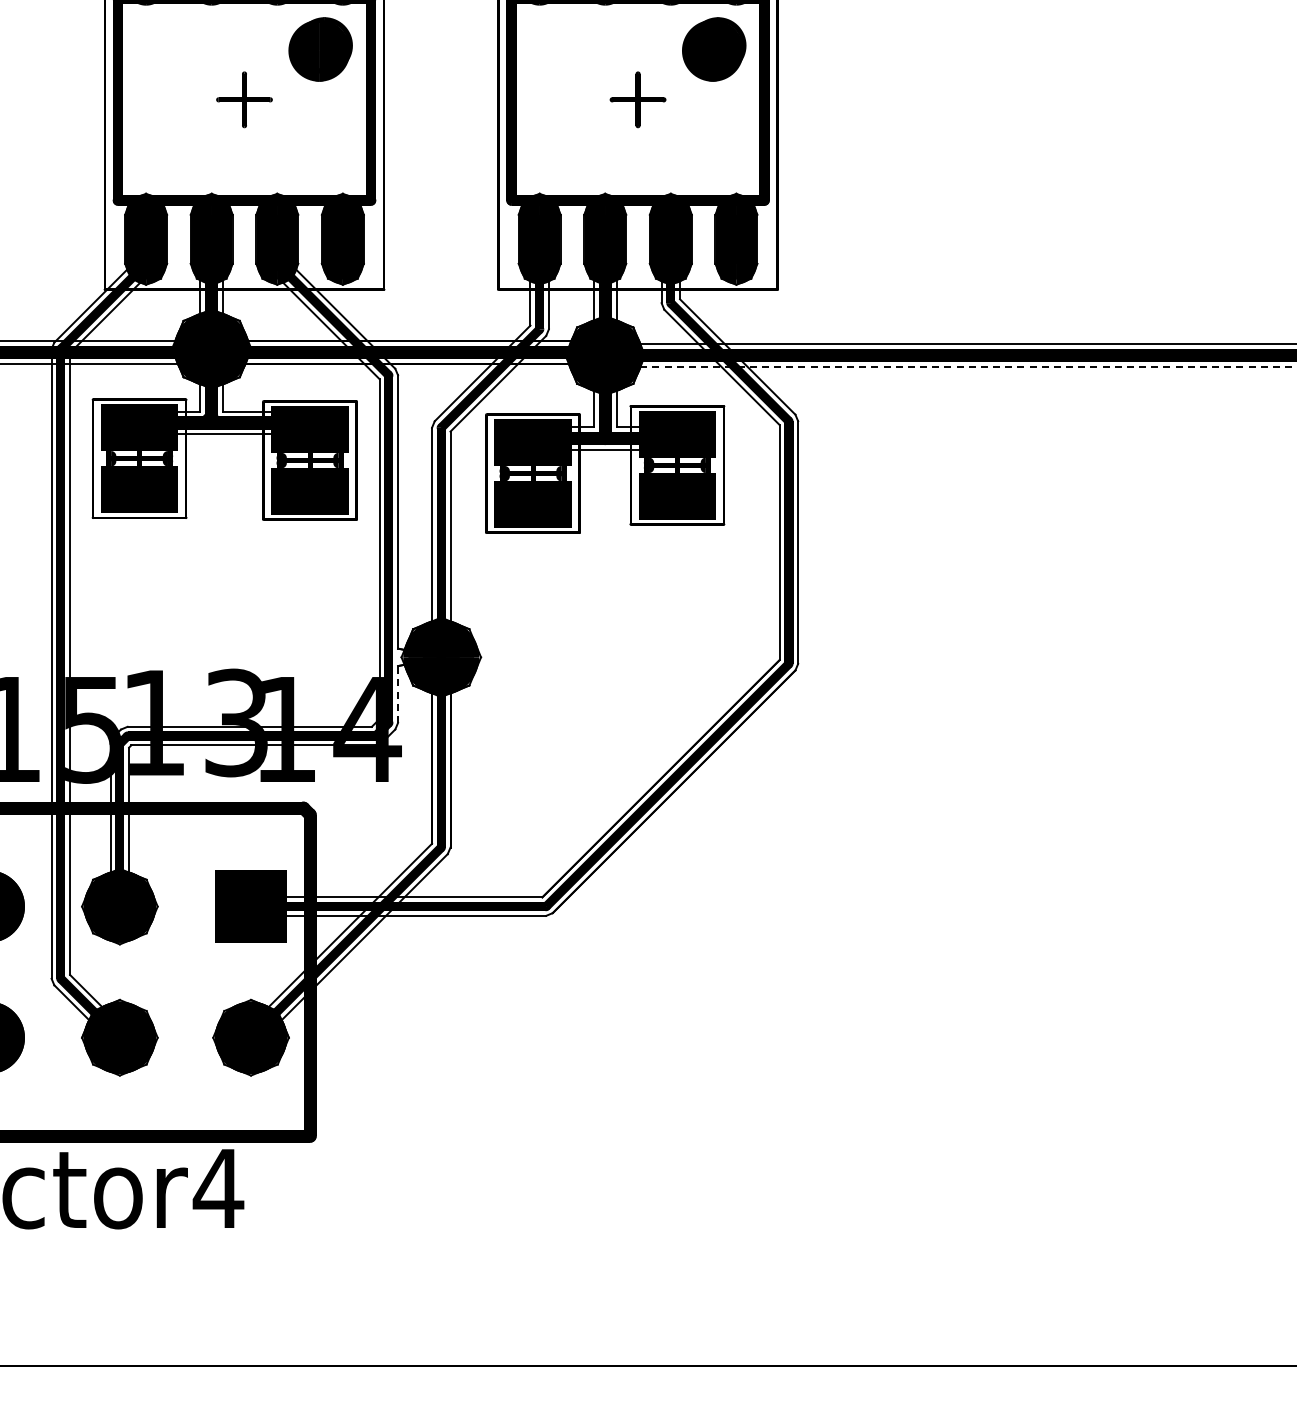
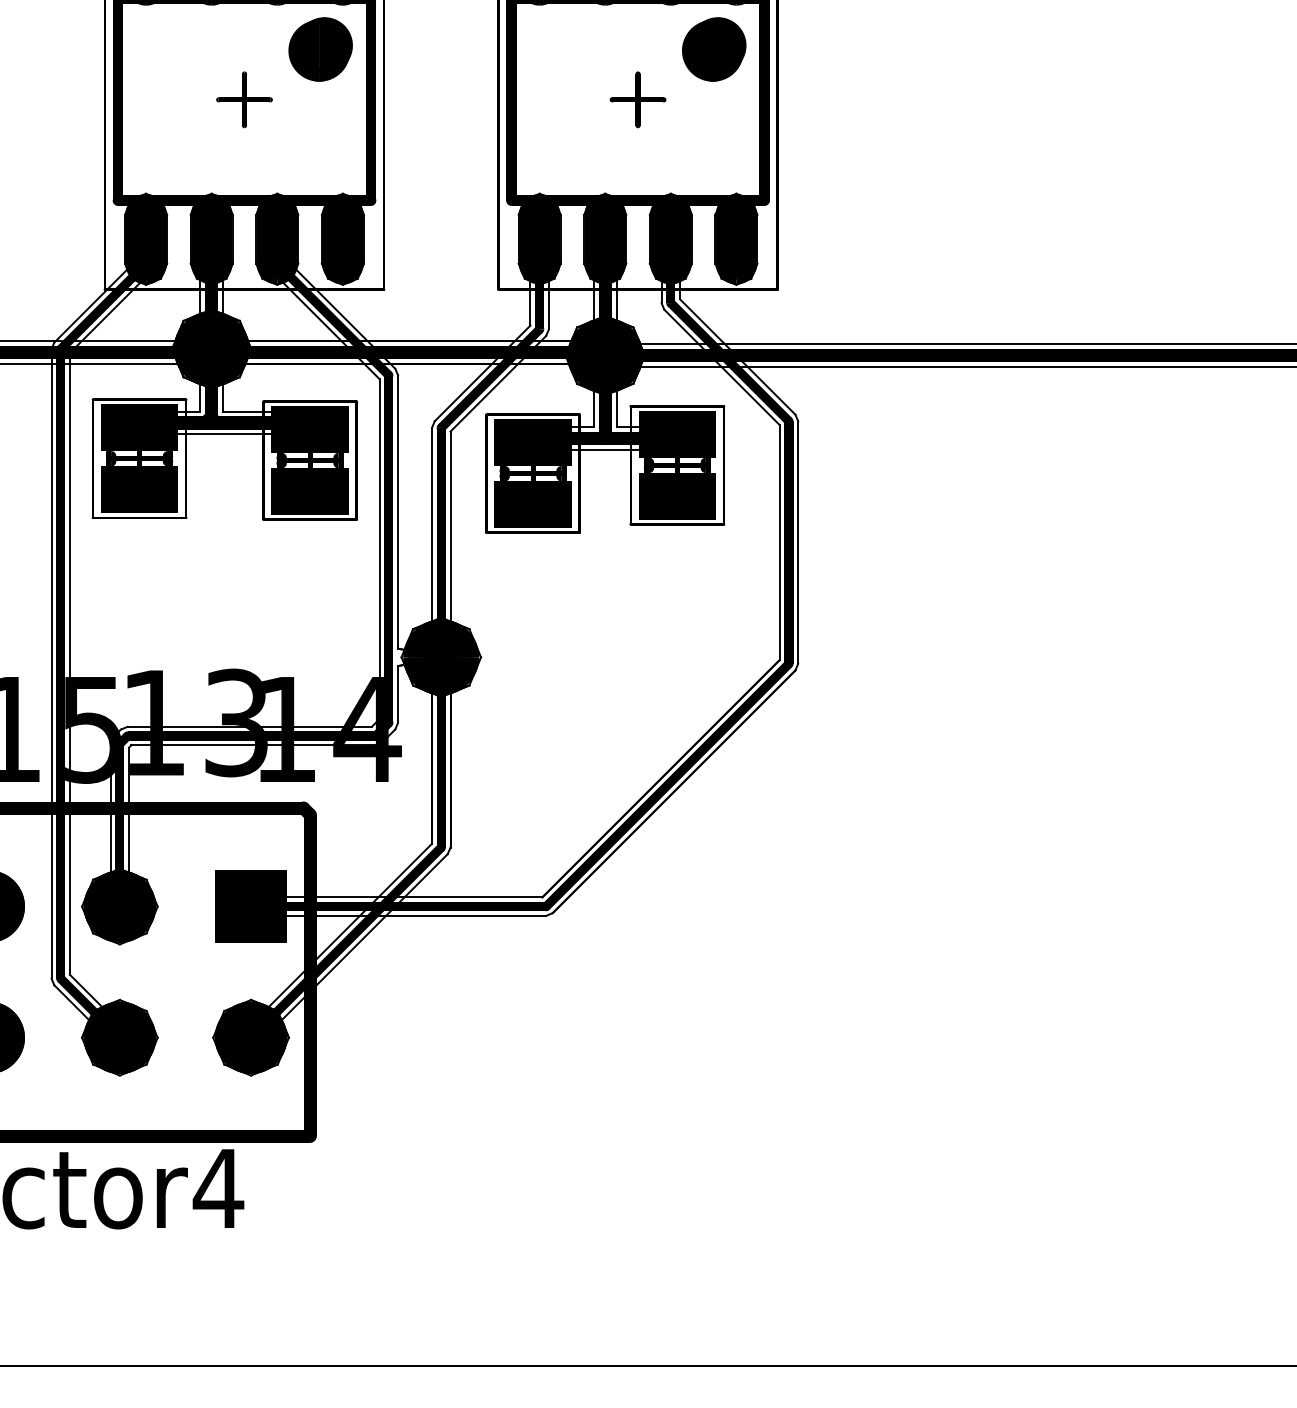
line: dashed -> solid (969, 367)
line: dashed -> solid (398, 694)
